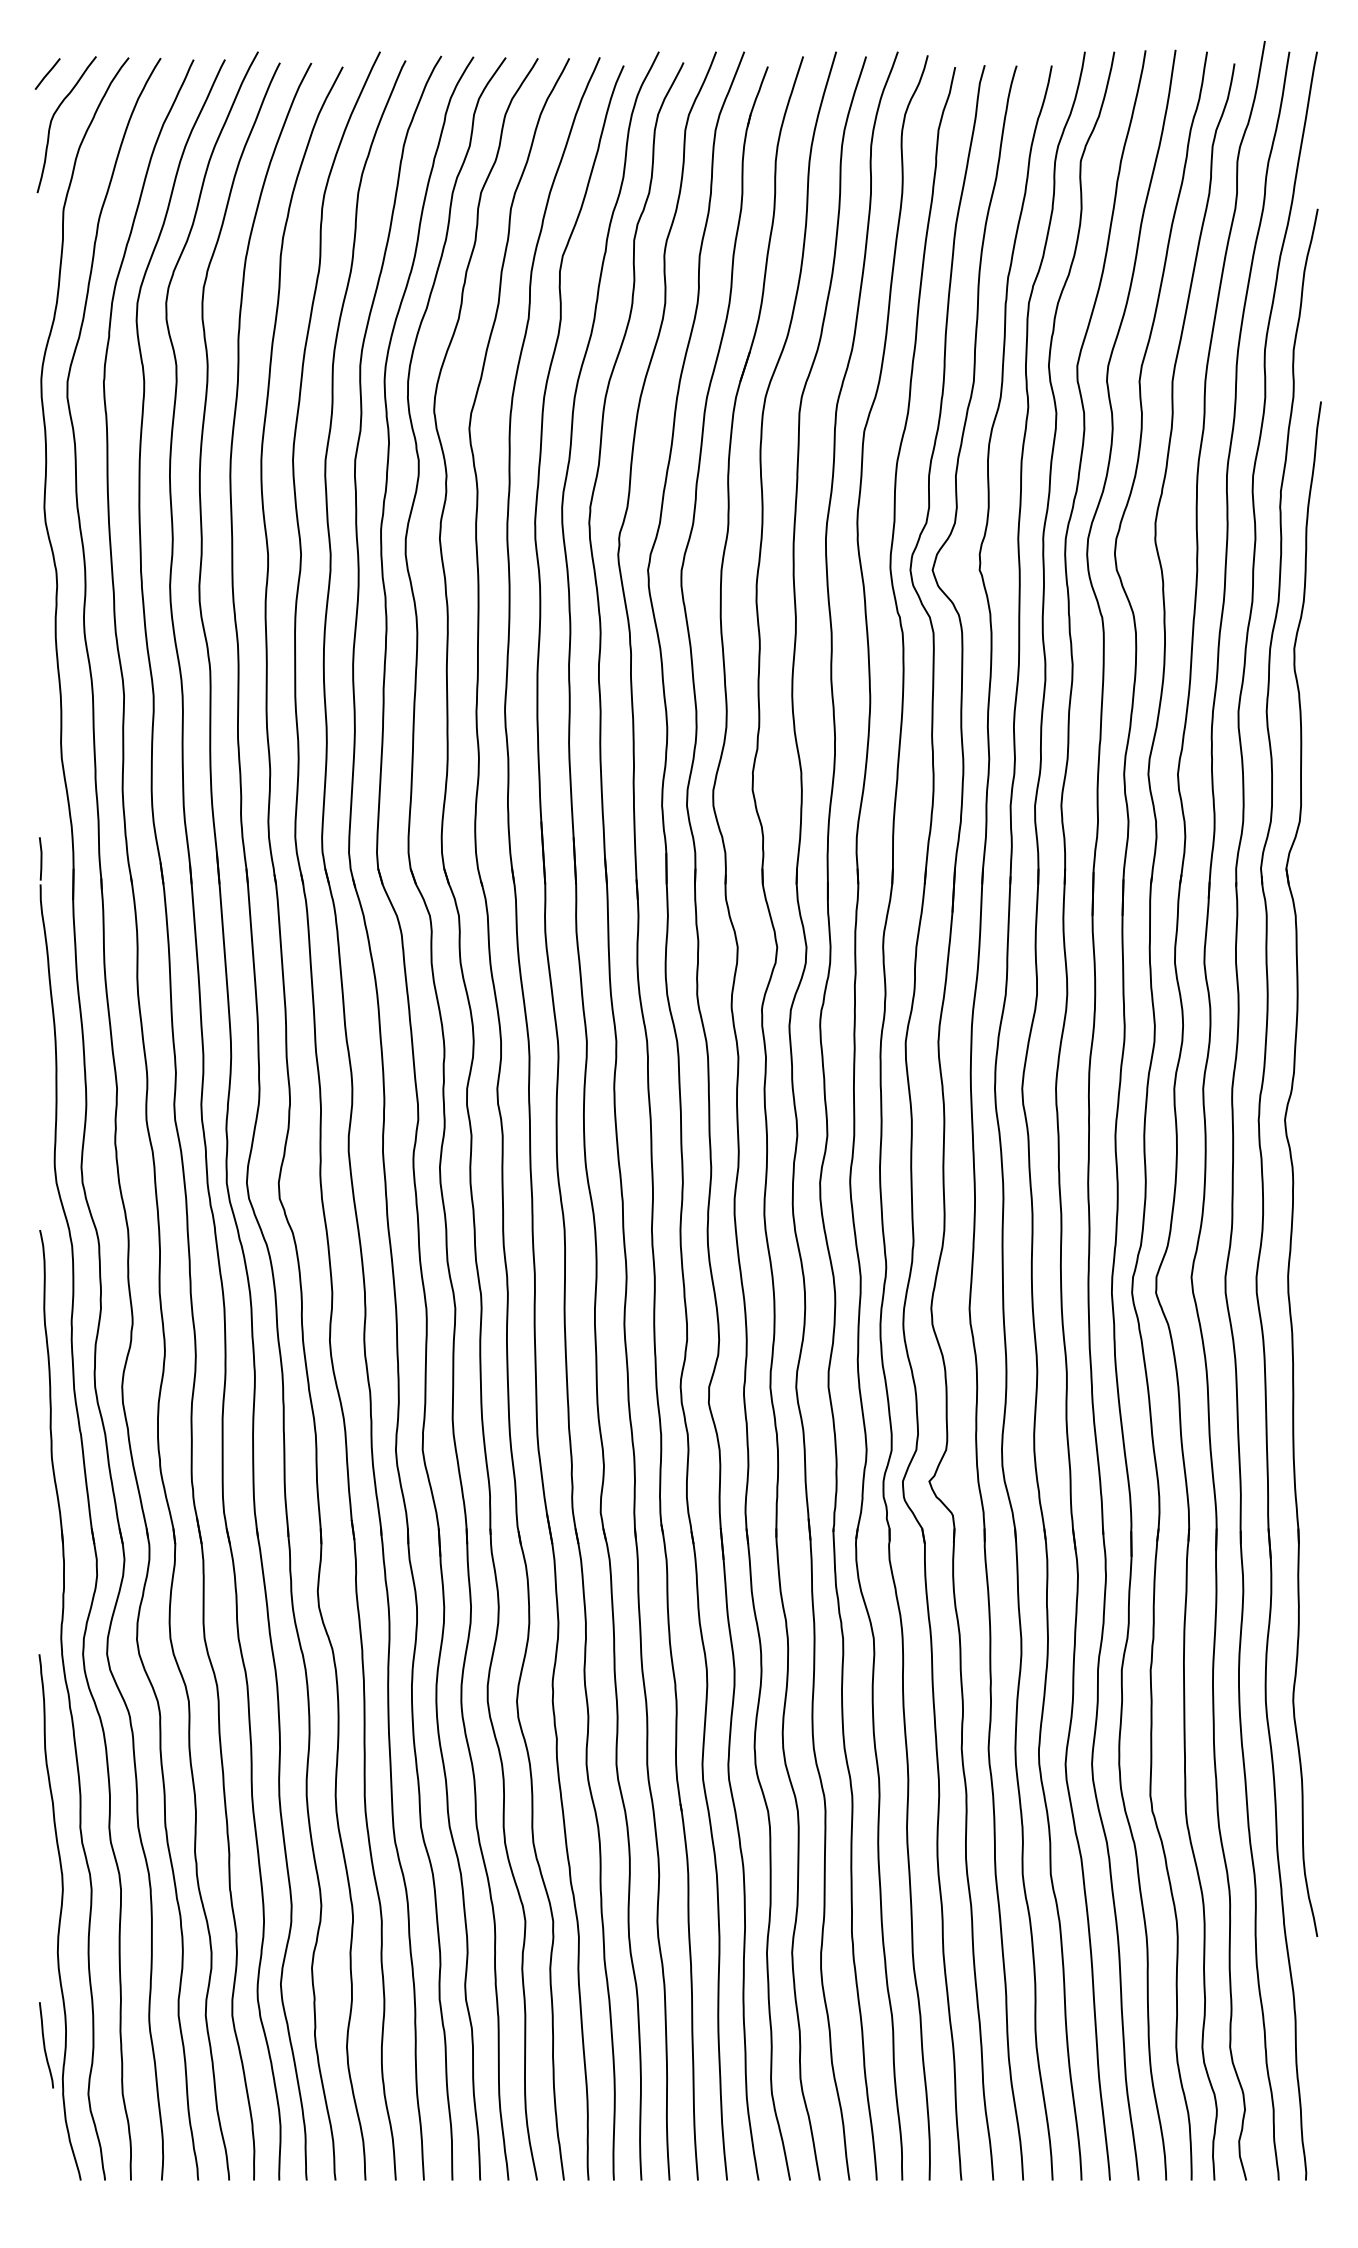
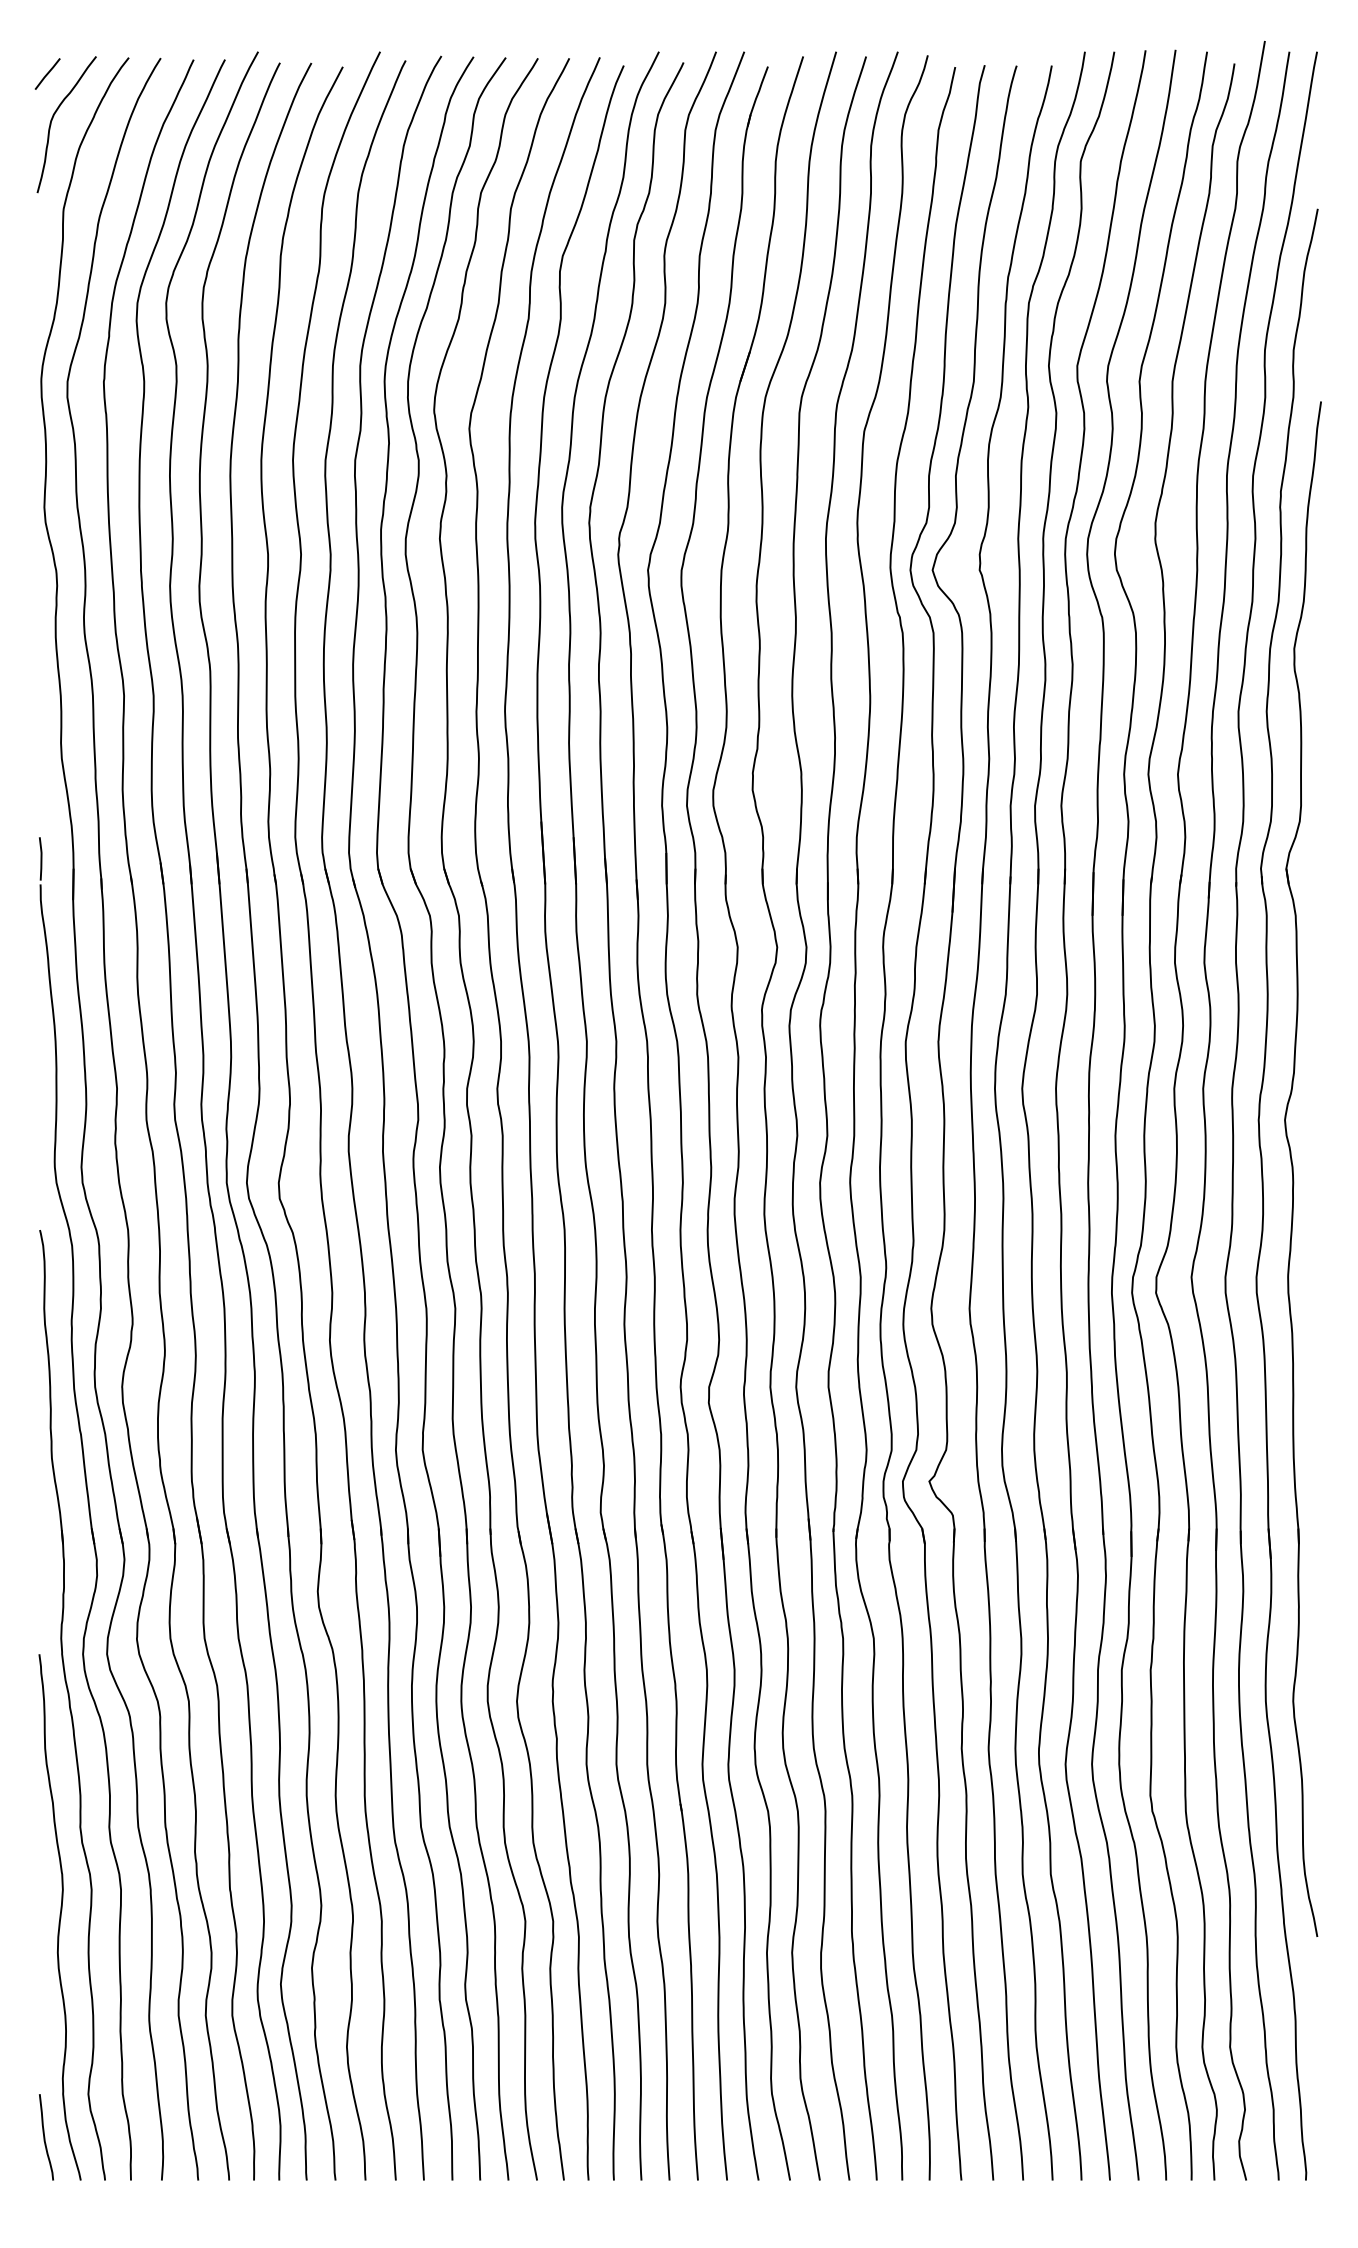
curve position: (45, 2045) -> (45, 2137) (45, 2137)
